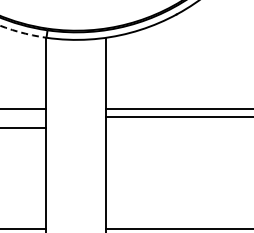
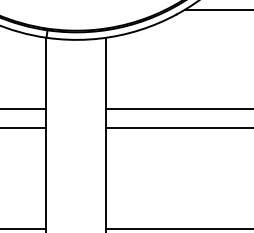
line: none -> present (217, 9)
arc: dashed -> solid (24, 33)
line position: (178, 116) -> (178, 127) (178, 127)
